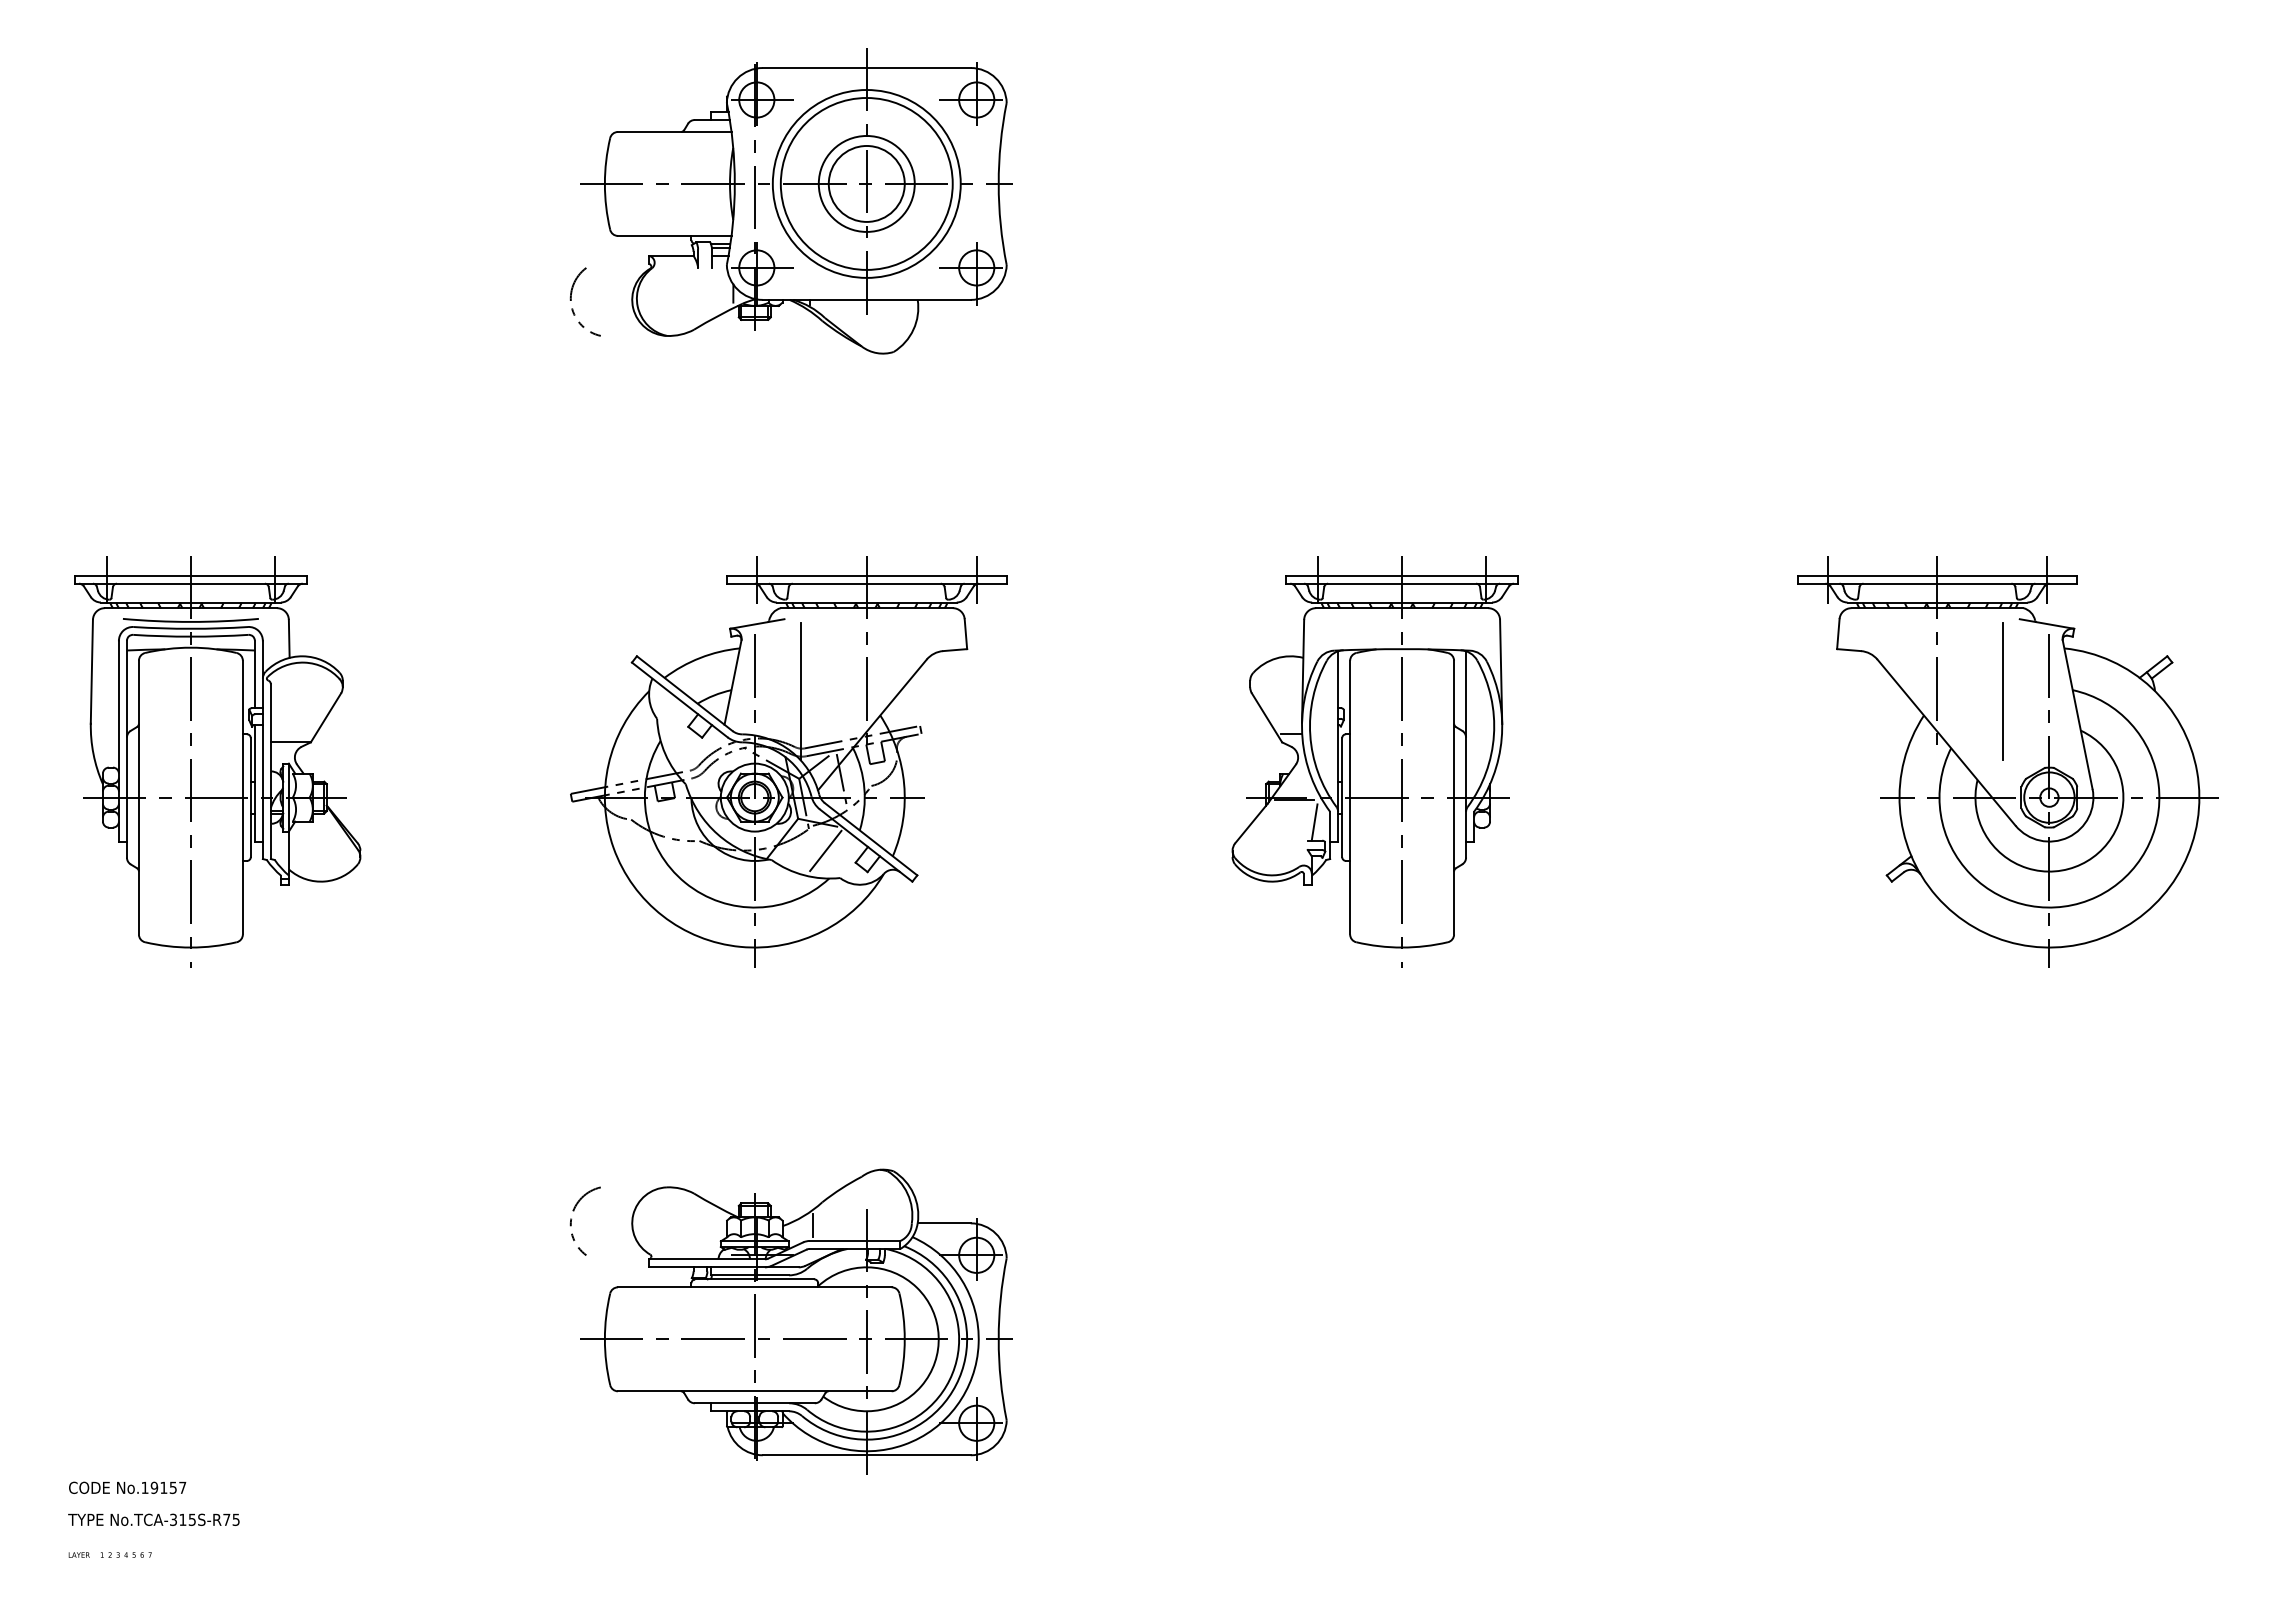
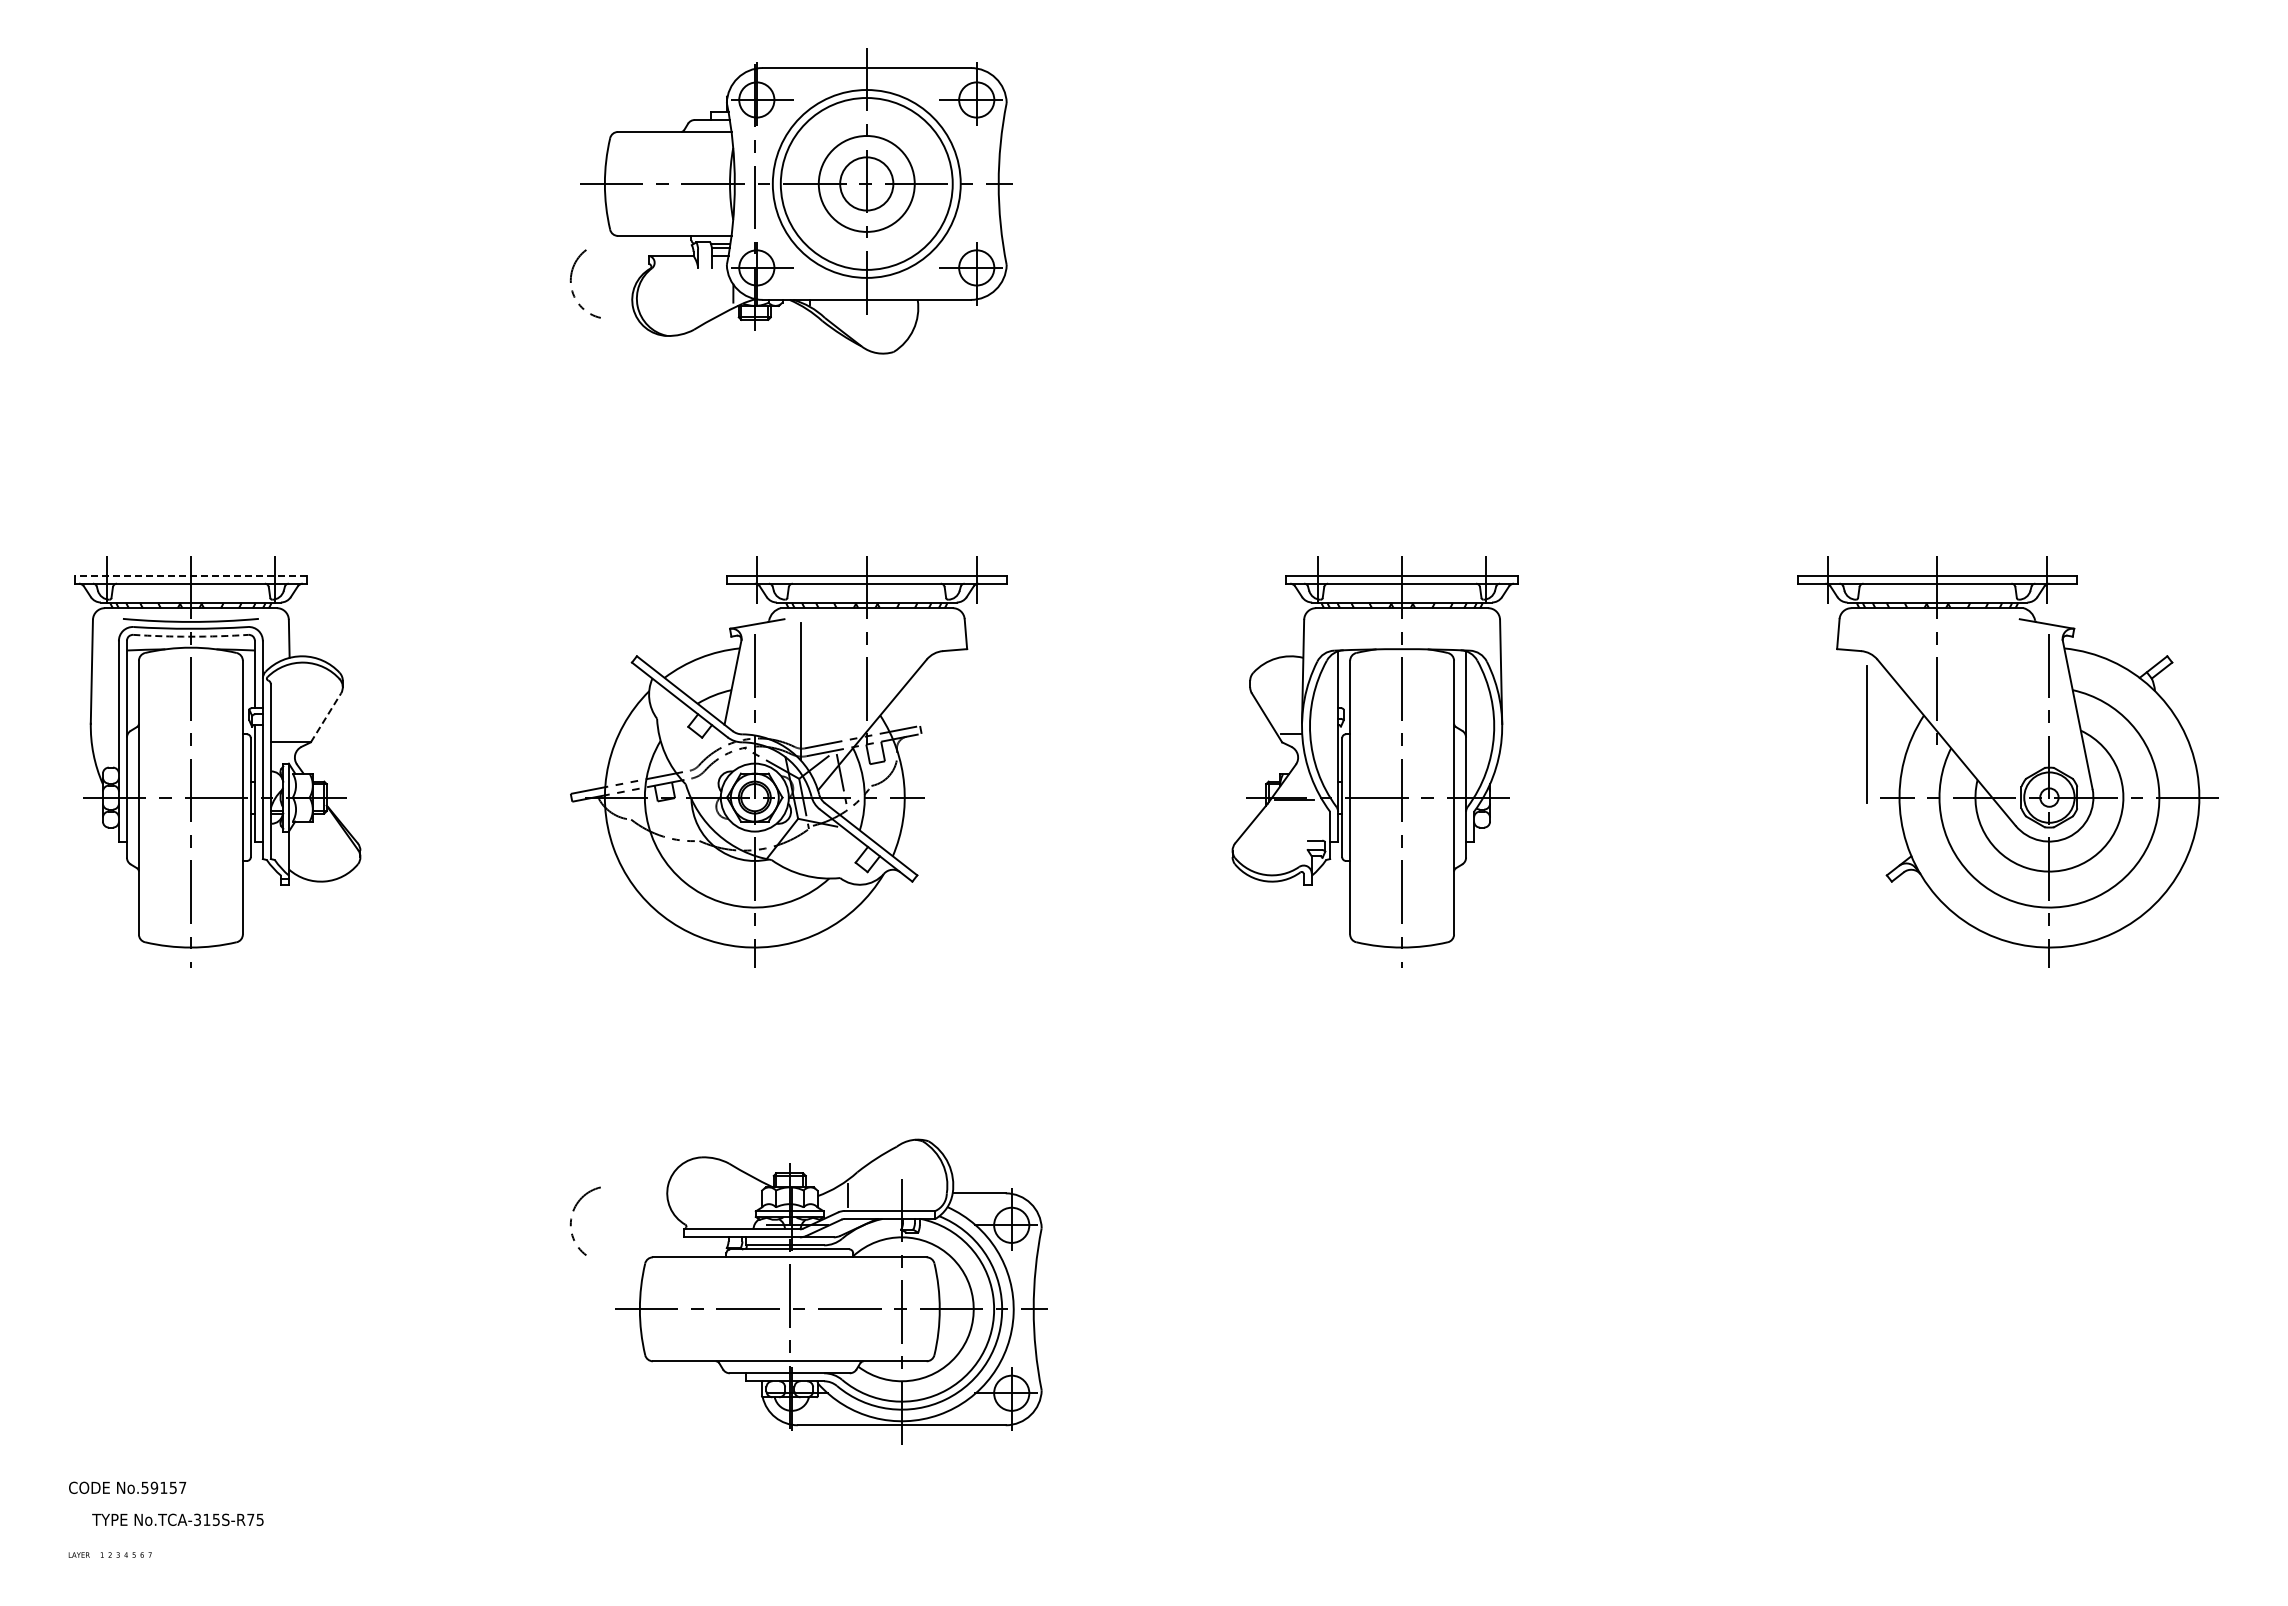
circle diameter: 76 px -> 53 px (866, 183)
arc position: (571, 300) -> (571, 282) (571, 282)
line: solid -> dashed (190, 575)
arc: solid -> dashed (190, 636)
line position: (2002, 691) -> (1866, 734) (1866, 734)
line: solid -> dashed (325, 717)
line: present -> none (1314, 822)
line: present -> none (825, 850)
part position: (796, 1321) -> (831, 1291) (831, 1291)
text: No.19157 -> No.59157 (144, 1487)
text position: (153, 1519) -> (177, 1519) (177, 1519)
